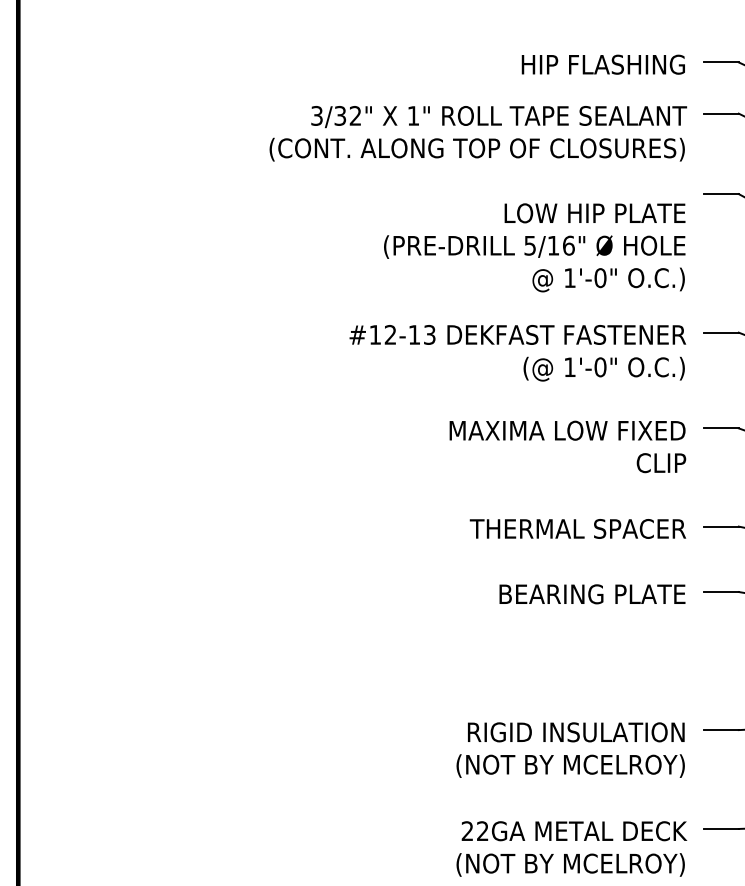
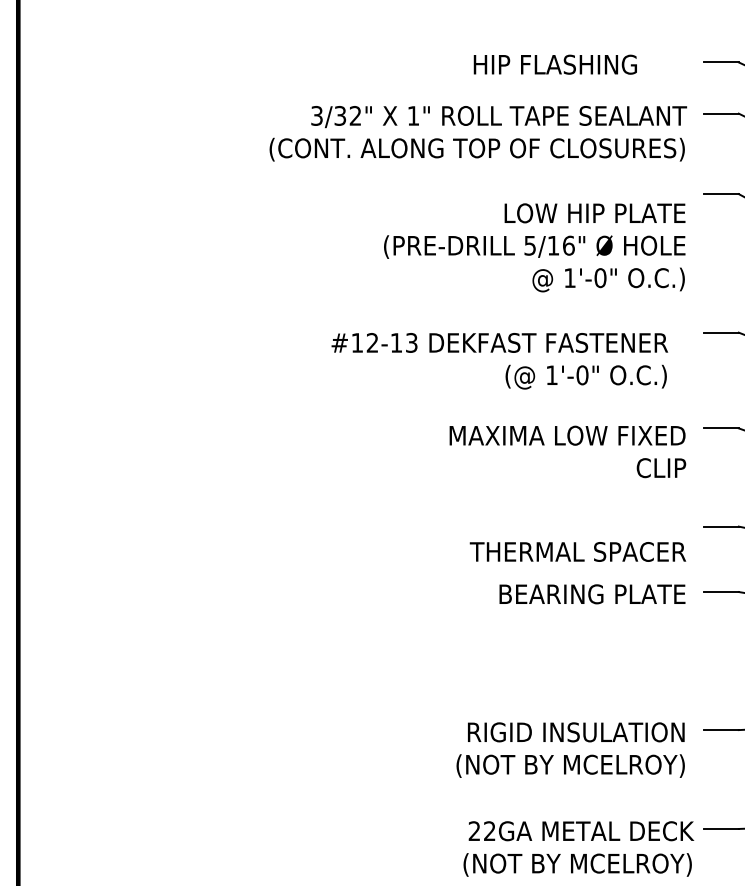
text position: (602, 64) -> (554, 64) (554, 64)
text position: (517, 353) -> (499, 361) (499, 361)
text position: (567, 446) -> (567, 451) (567, 451)
text position: (577, 528) -> (577, 551) (577, 551)
text position: (571, 848) -> (578, 848) (578, 848)
